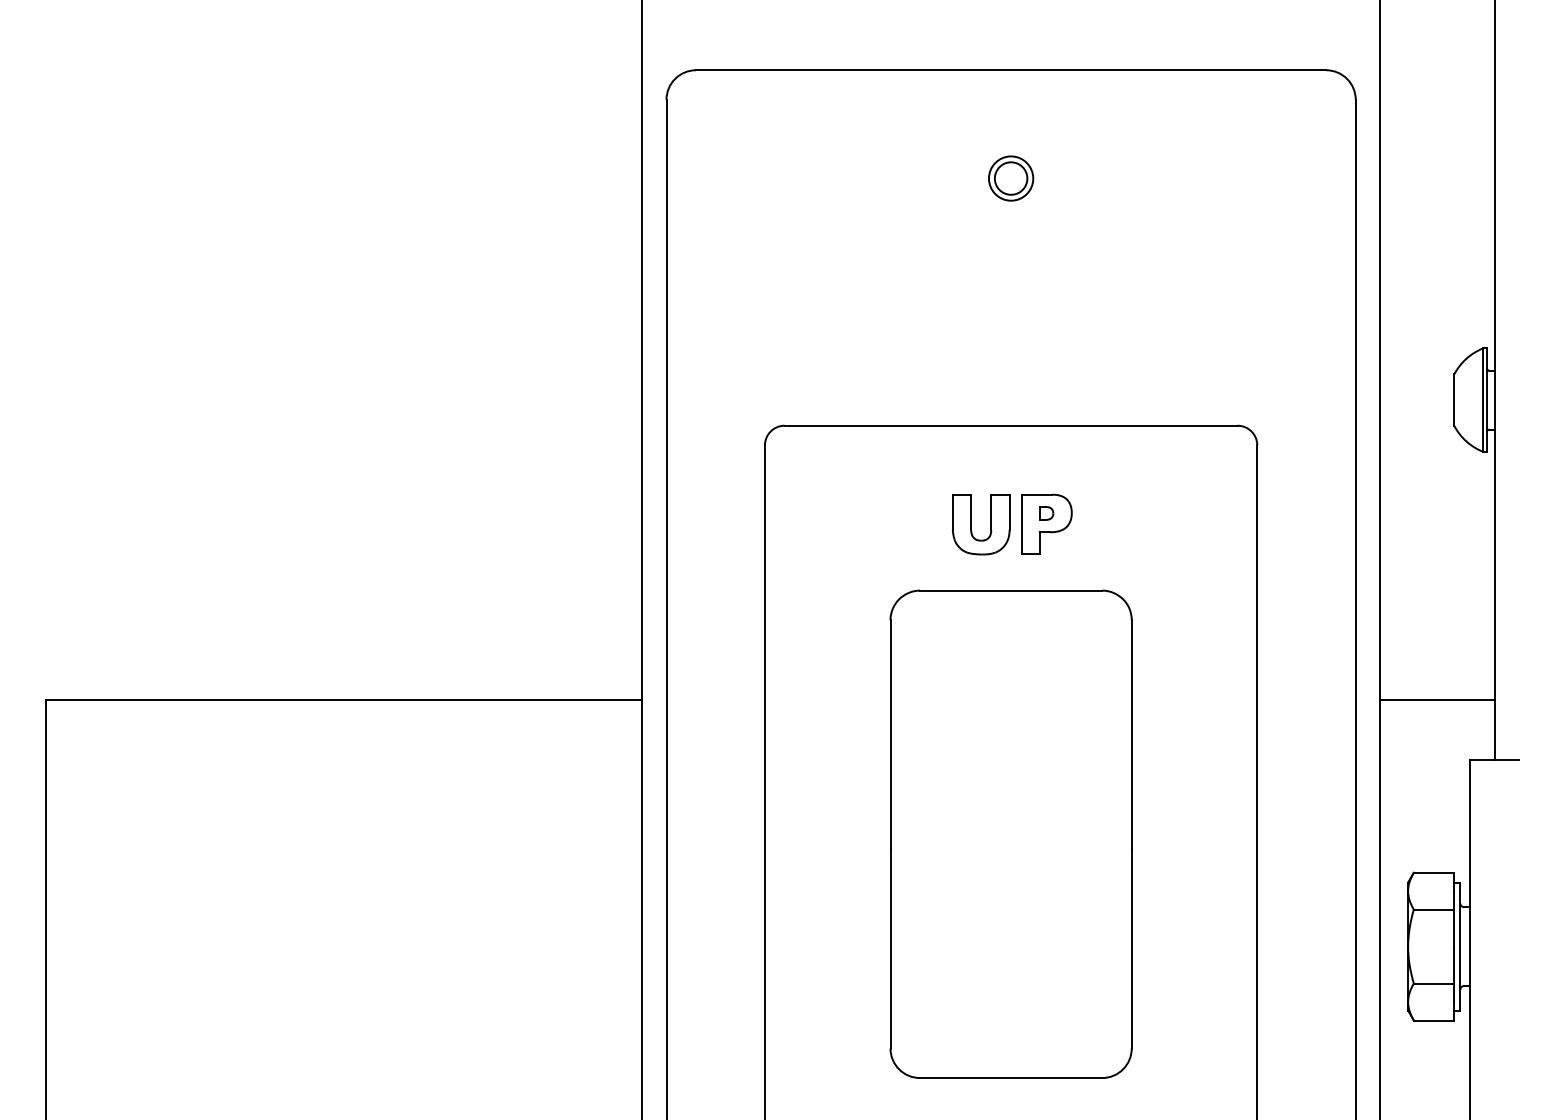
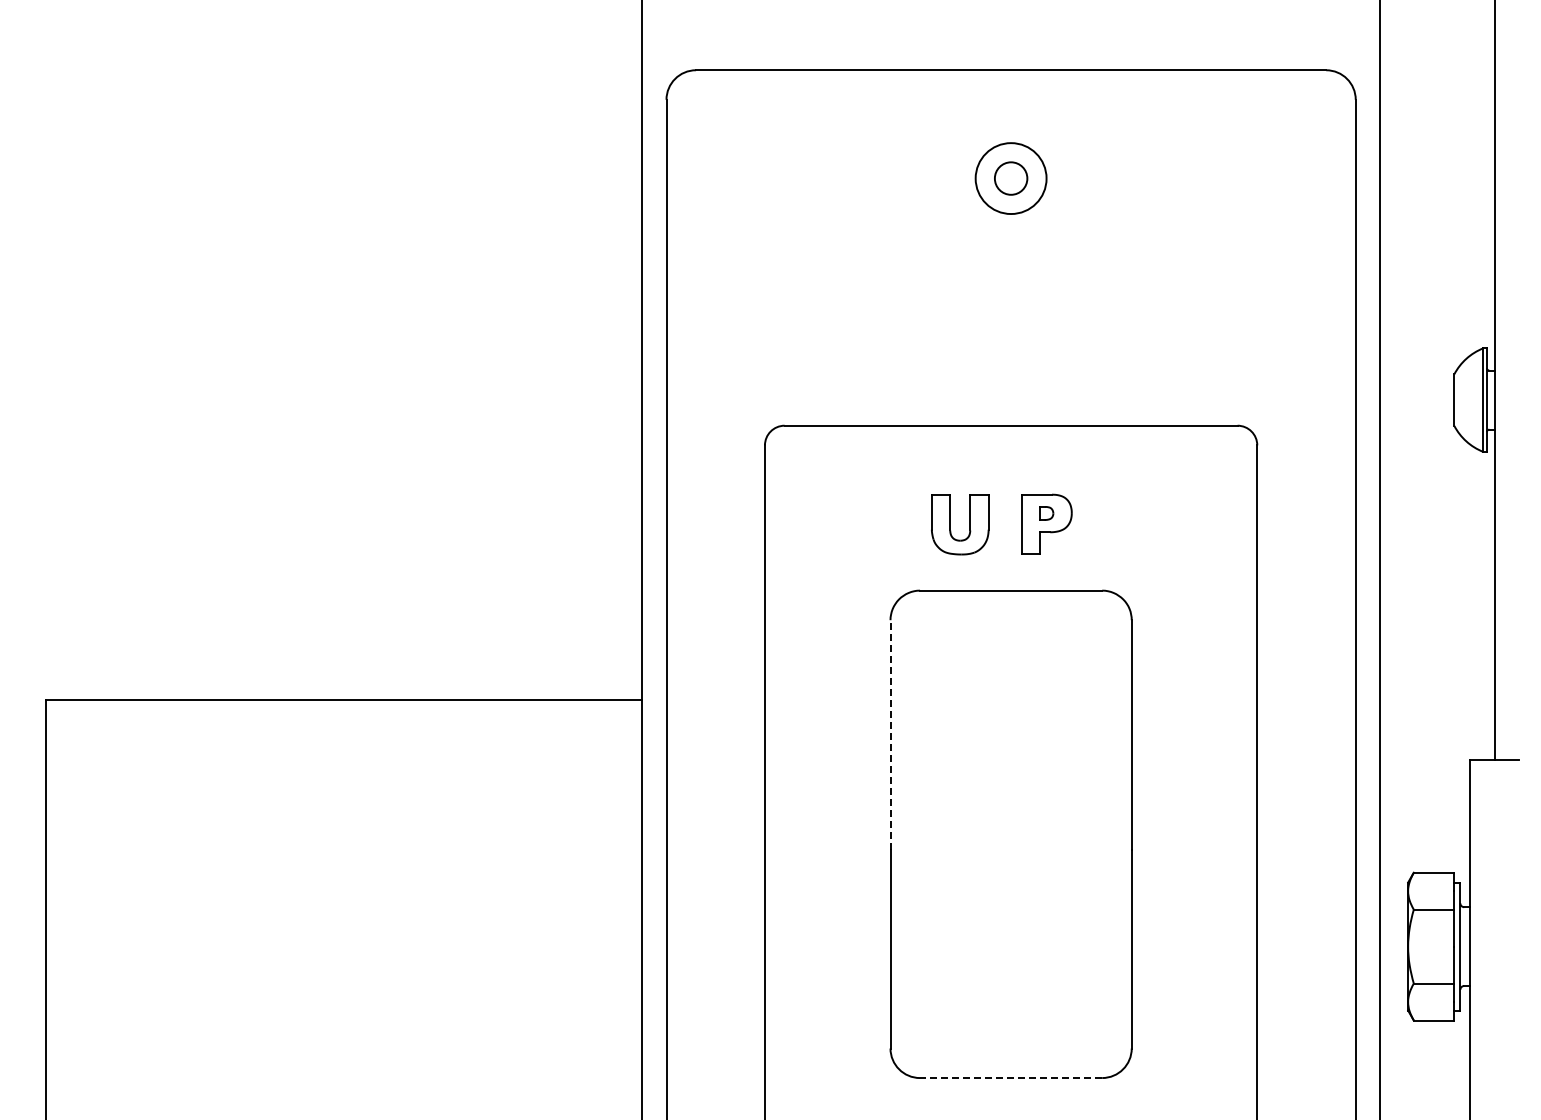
circle diameter: 44 px -> 71 px (1010, 178)
part position: (990, 524) -> (969, 524) (969, 524)
line: present -> none (1437, 700)
line: solid -> dashed (890, 734)
line: solid -> dashed (1010, 1078)
